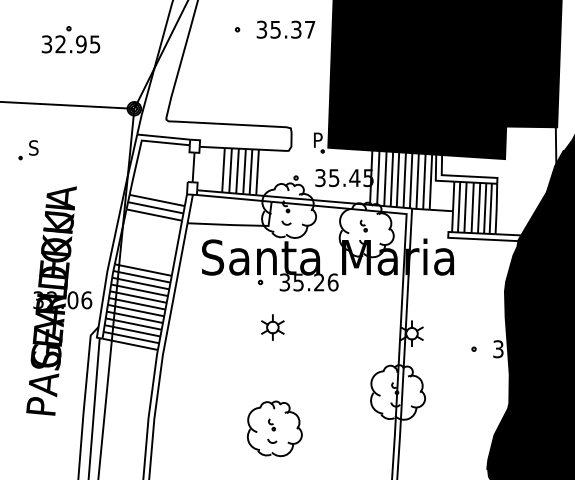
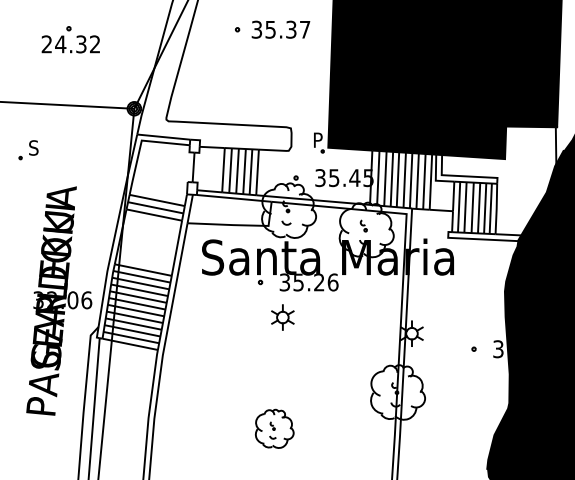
text position: (285, 29) -> (280, 29) (280, 29)
text: 32.95 -> 24.32 (70, 44)
part position: (272, 327) -> (282, 317) (282, 317)
part size: 57x58 px -> 40x41 px (274, 428)
